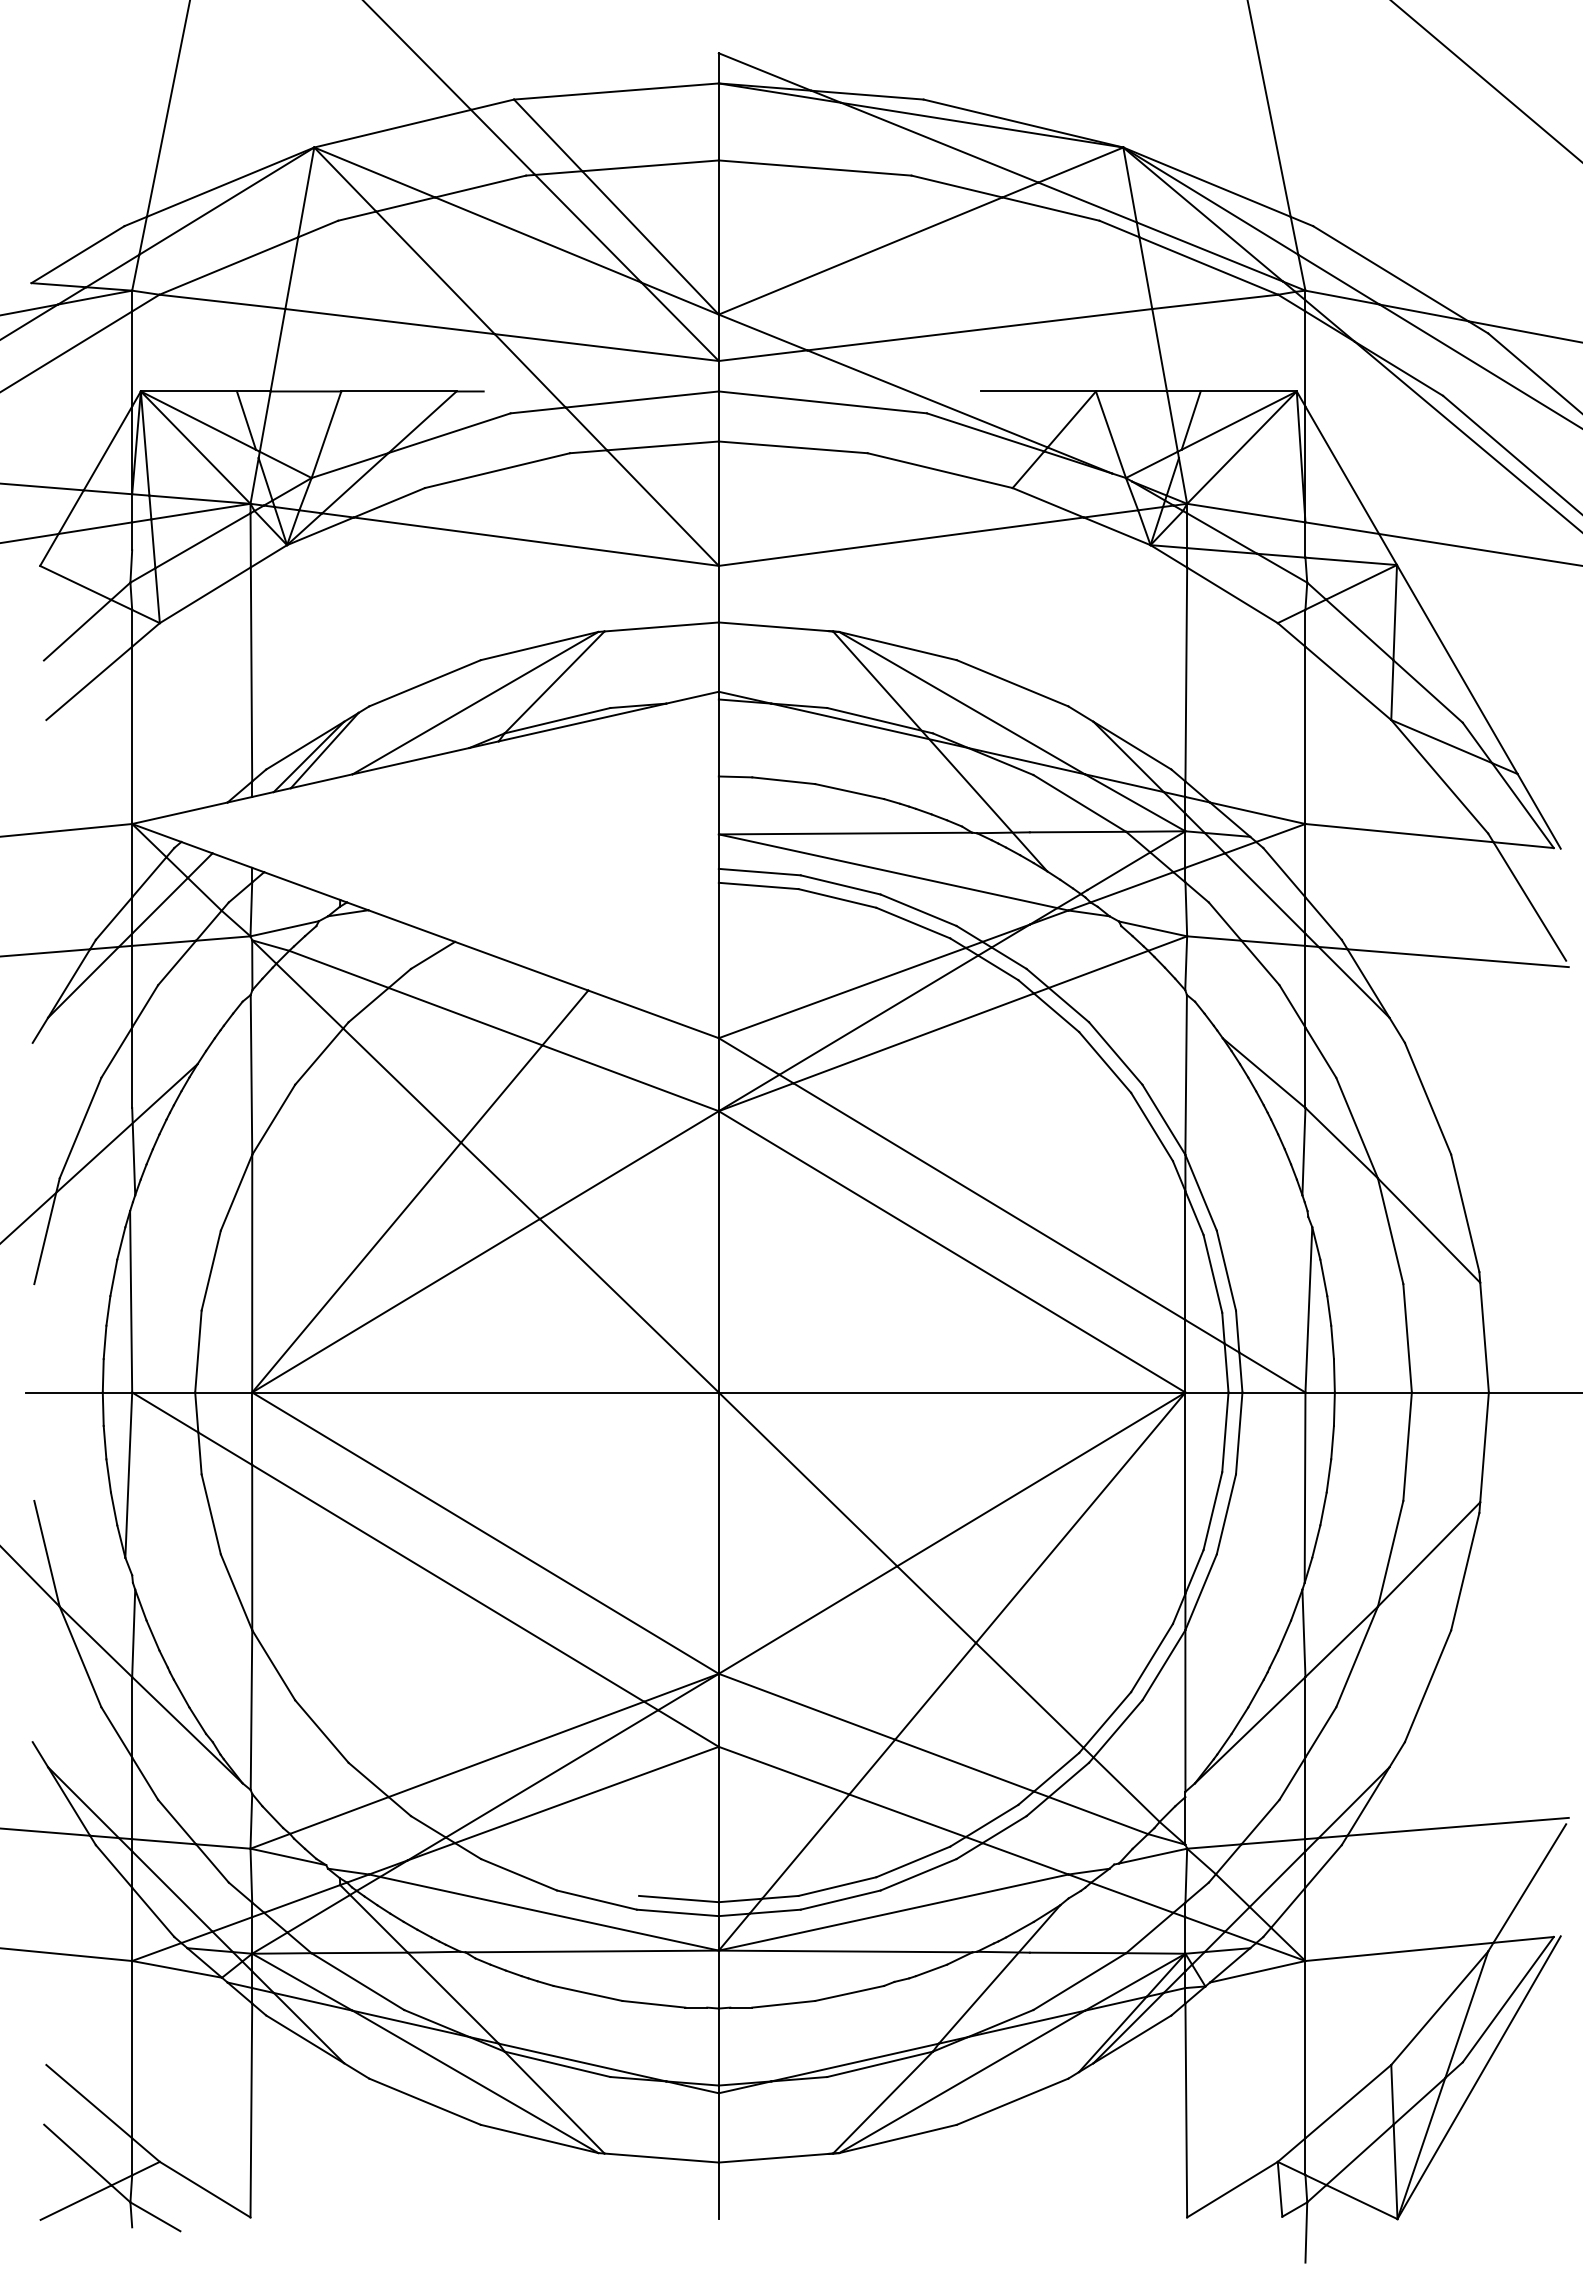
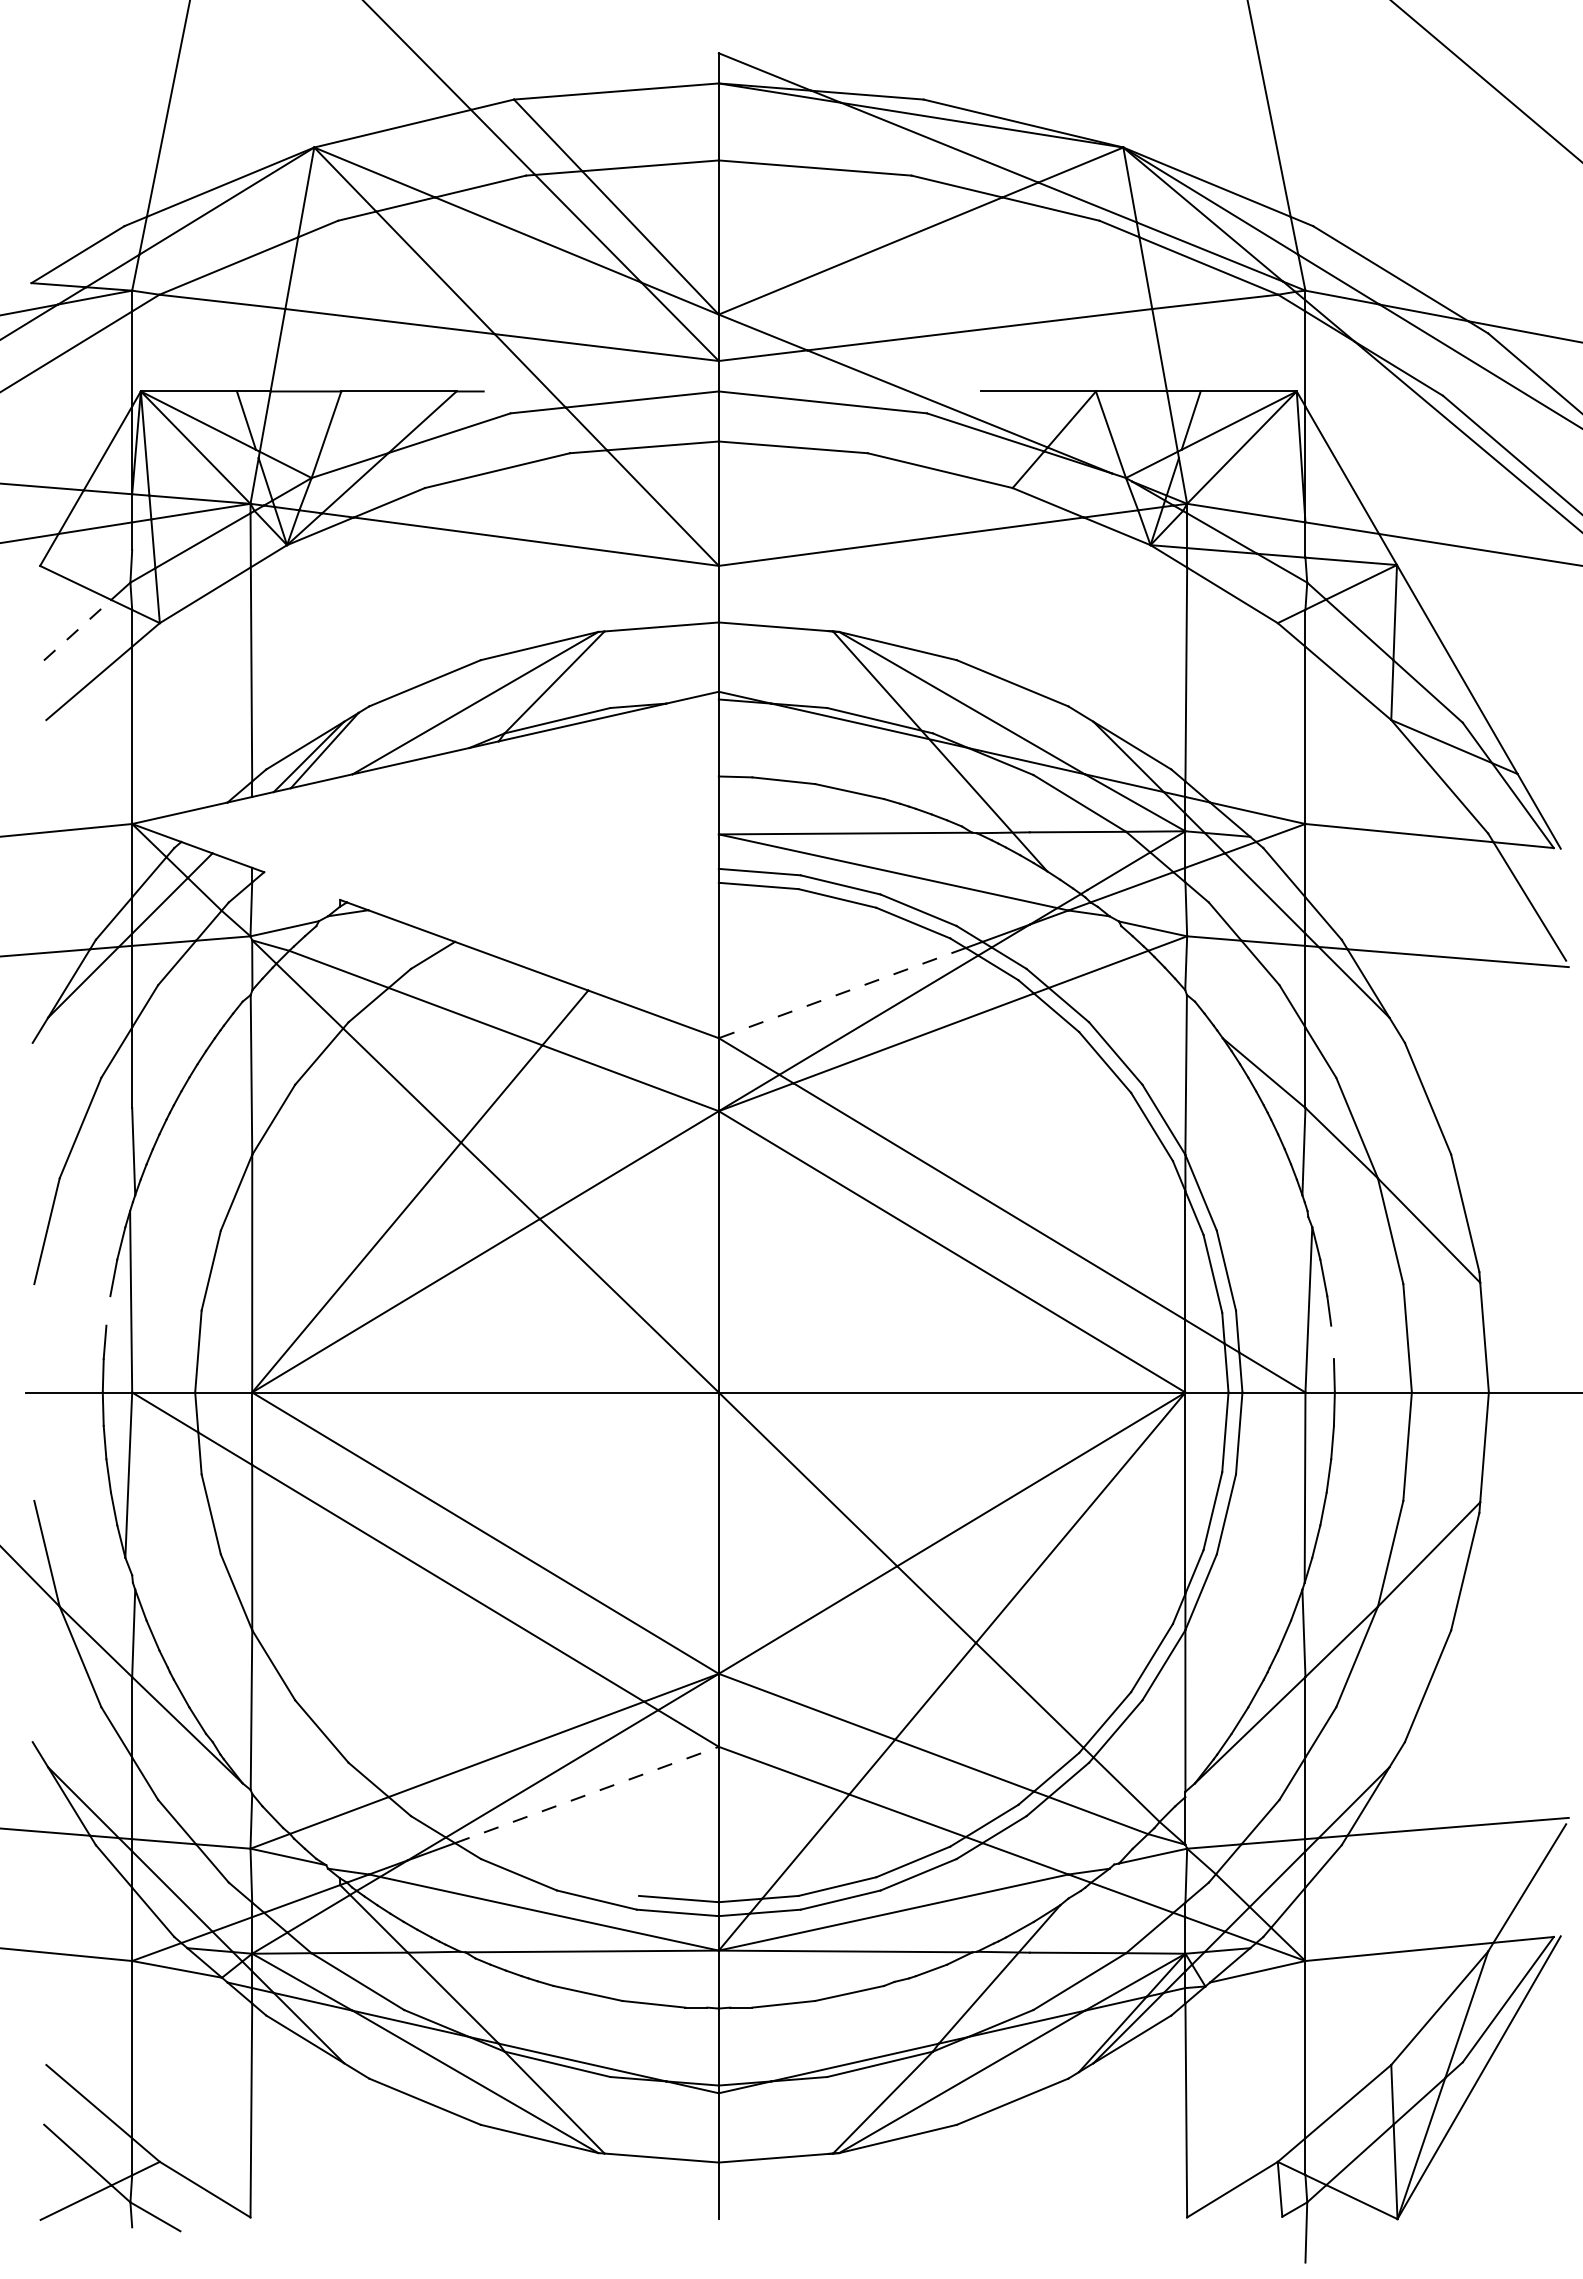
line: solid -> dashed (77, 629)
line: present -> none (302, 885)
line: solid -> dashed (842, 993)
line: present -> none (99, 1152)
line: present -> none (108, 1310)
line: present -> none (1332, 1342)
line: solid -> dashed (587, 1794)
